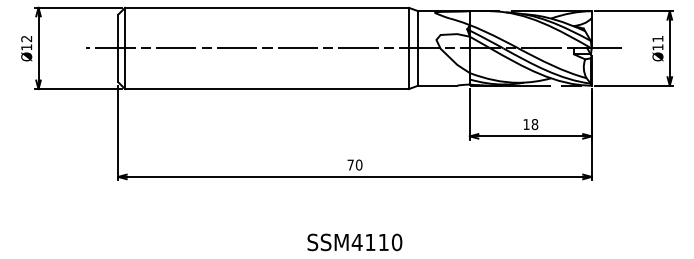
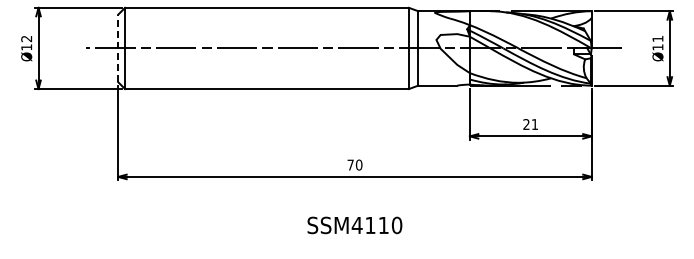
line: solid -> dashed (118, 48)
text: 18 -> 21 (530, 124)
text position: (354, 242) -> (354, 225) (354, 225)
